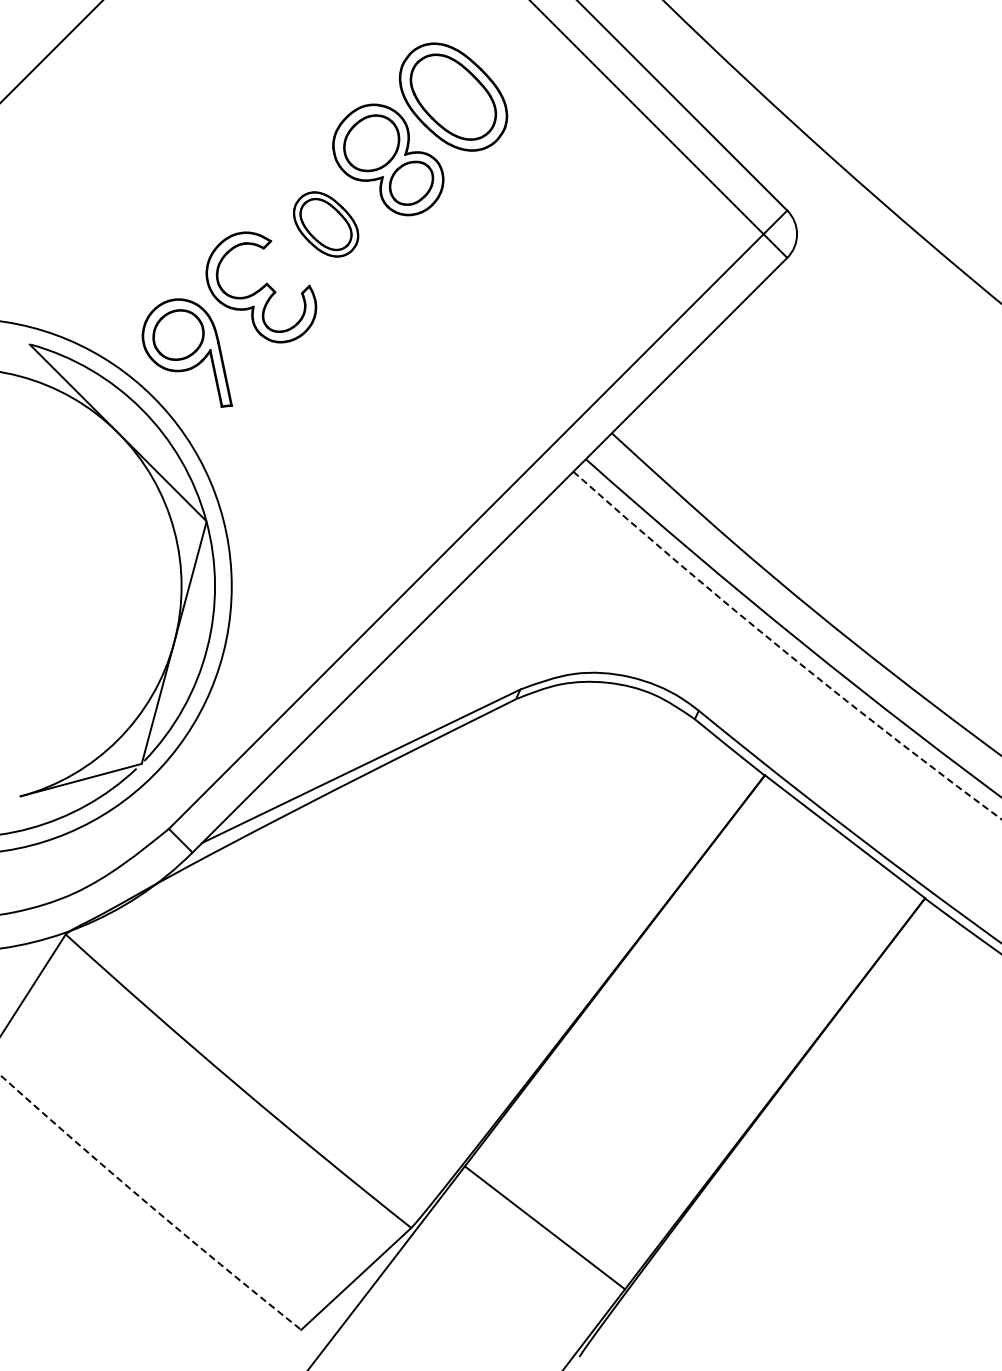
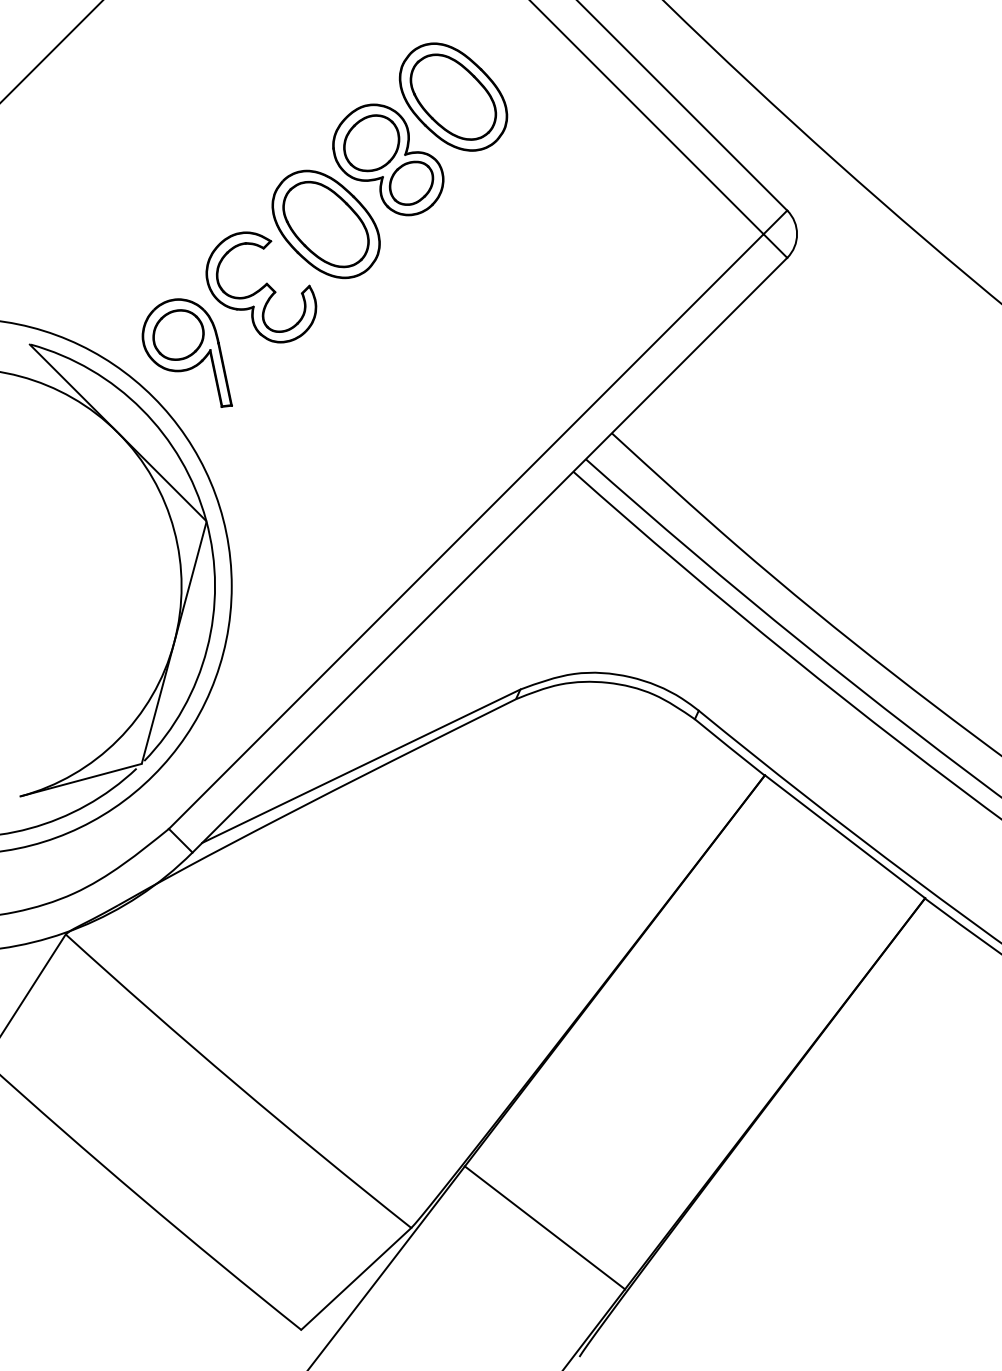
part size: 67x67 px -> 110x111 px (325, 224)
arc: dashed -> solid (783, 650)
arc: dashed -> solid (148, 1204)
